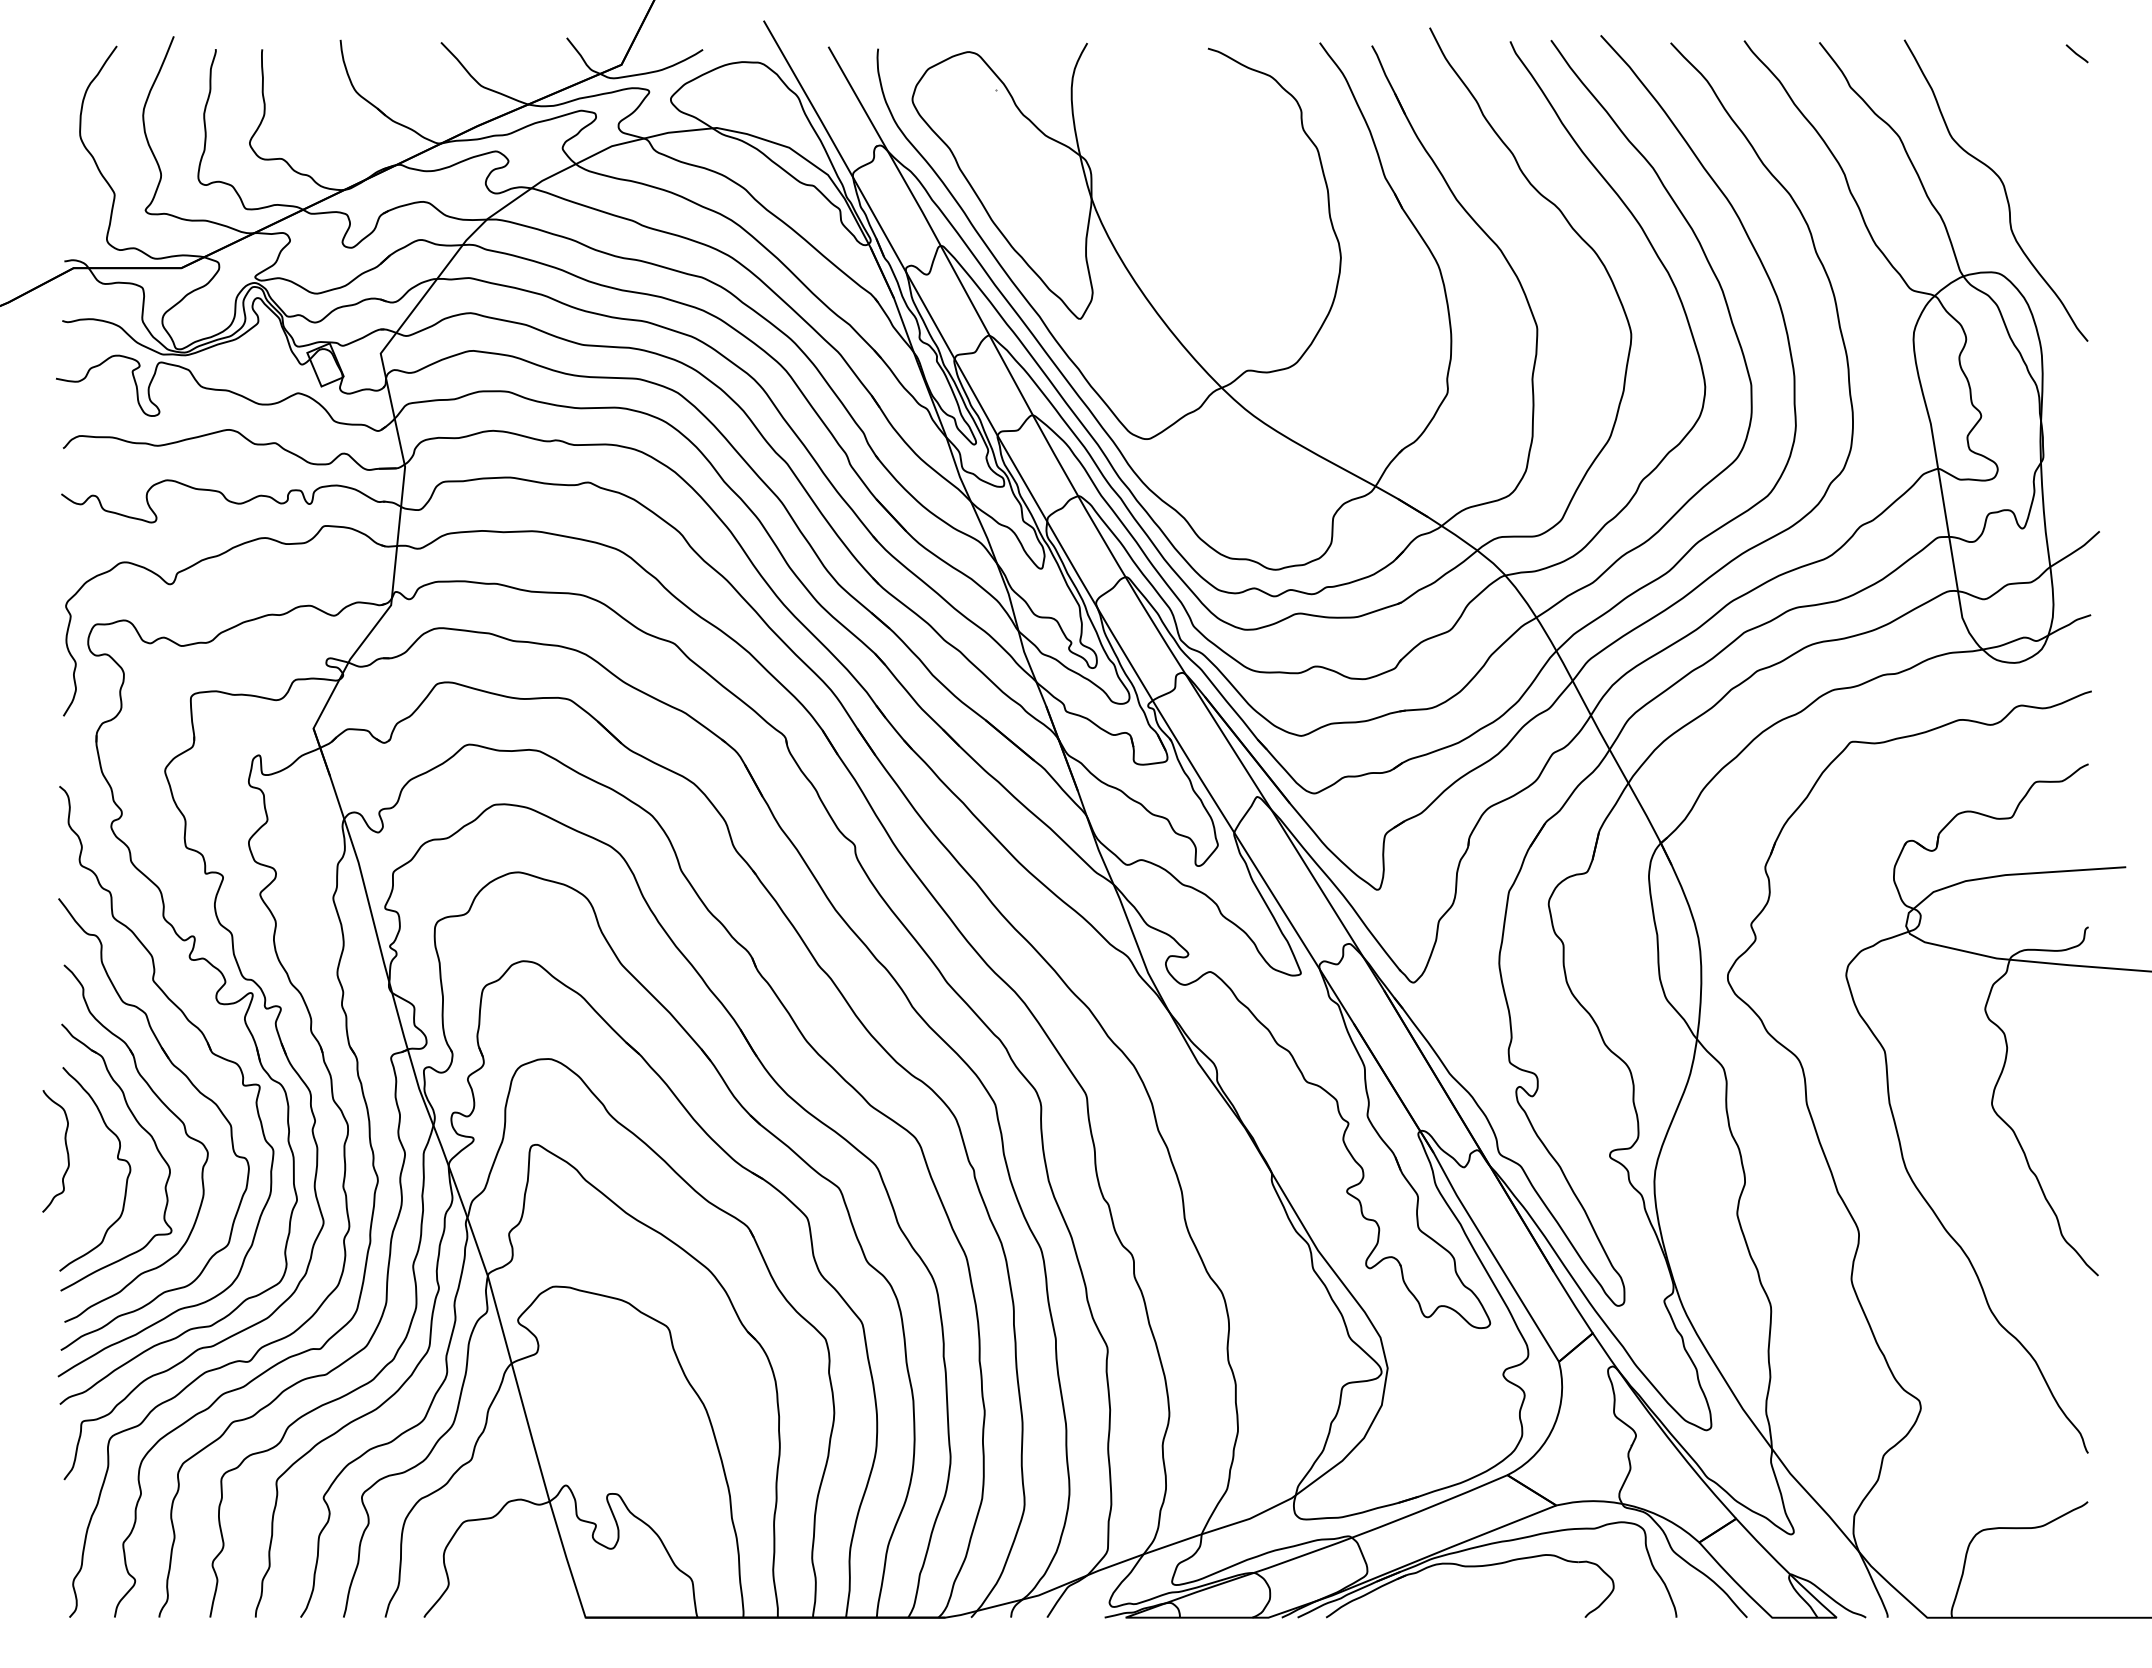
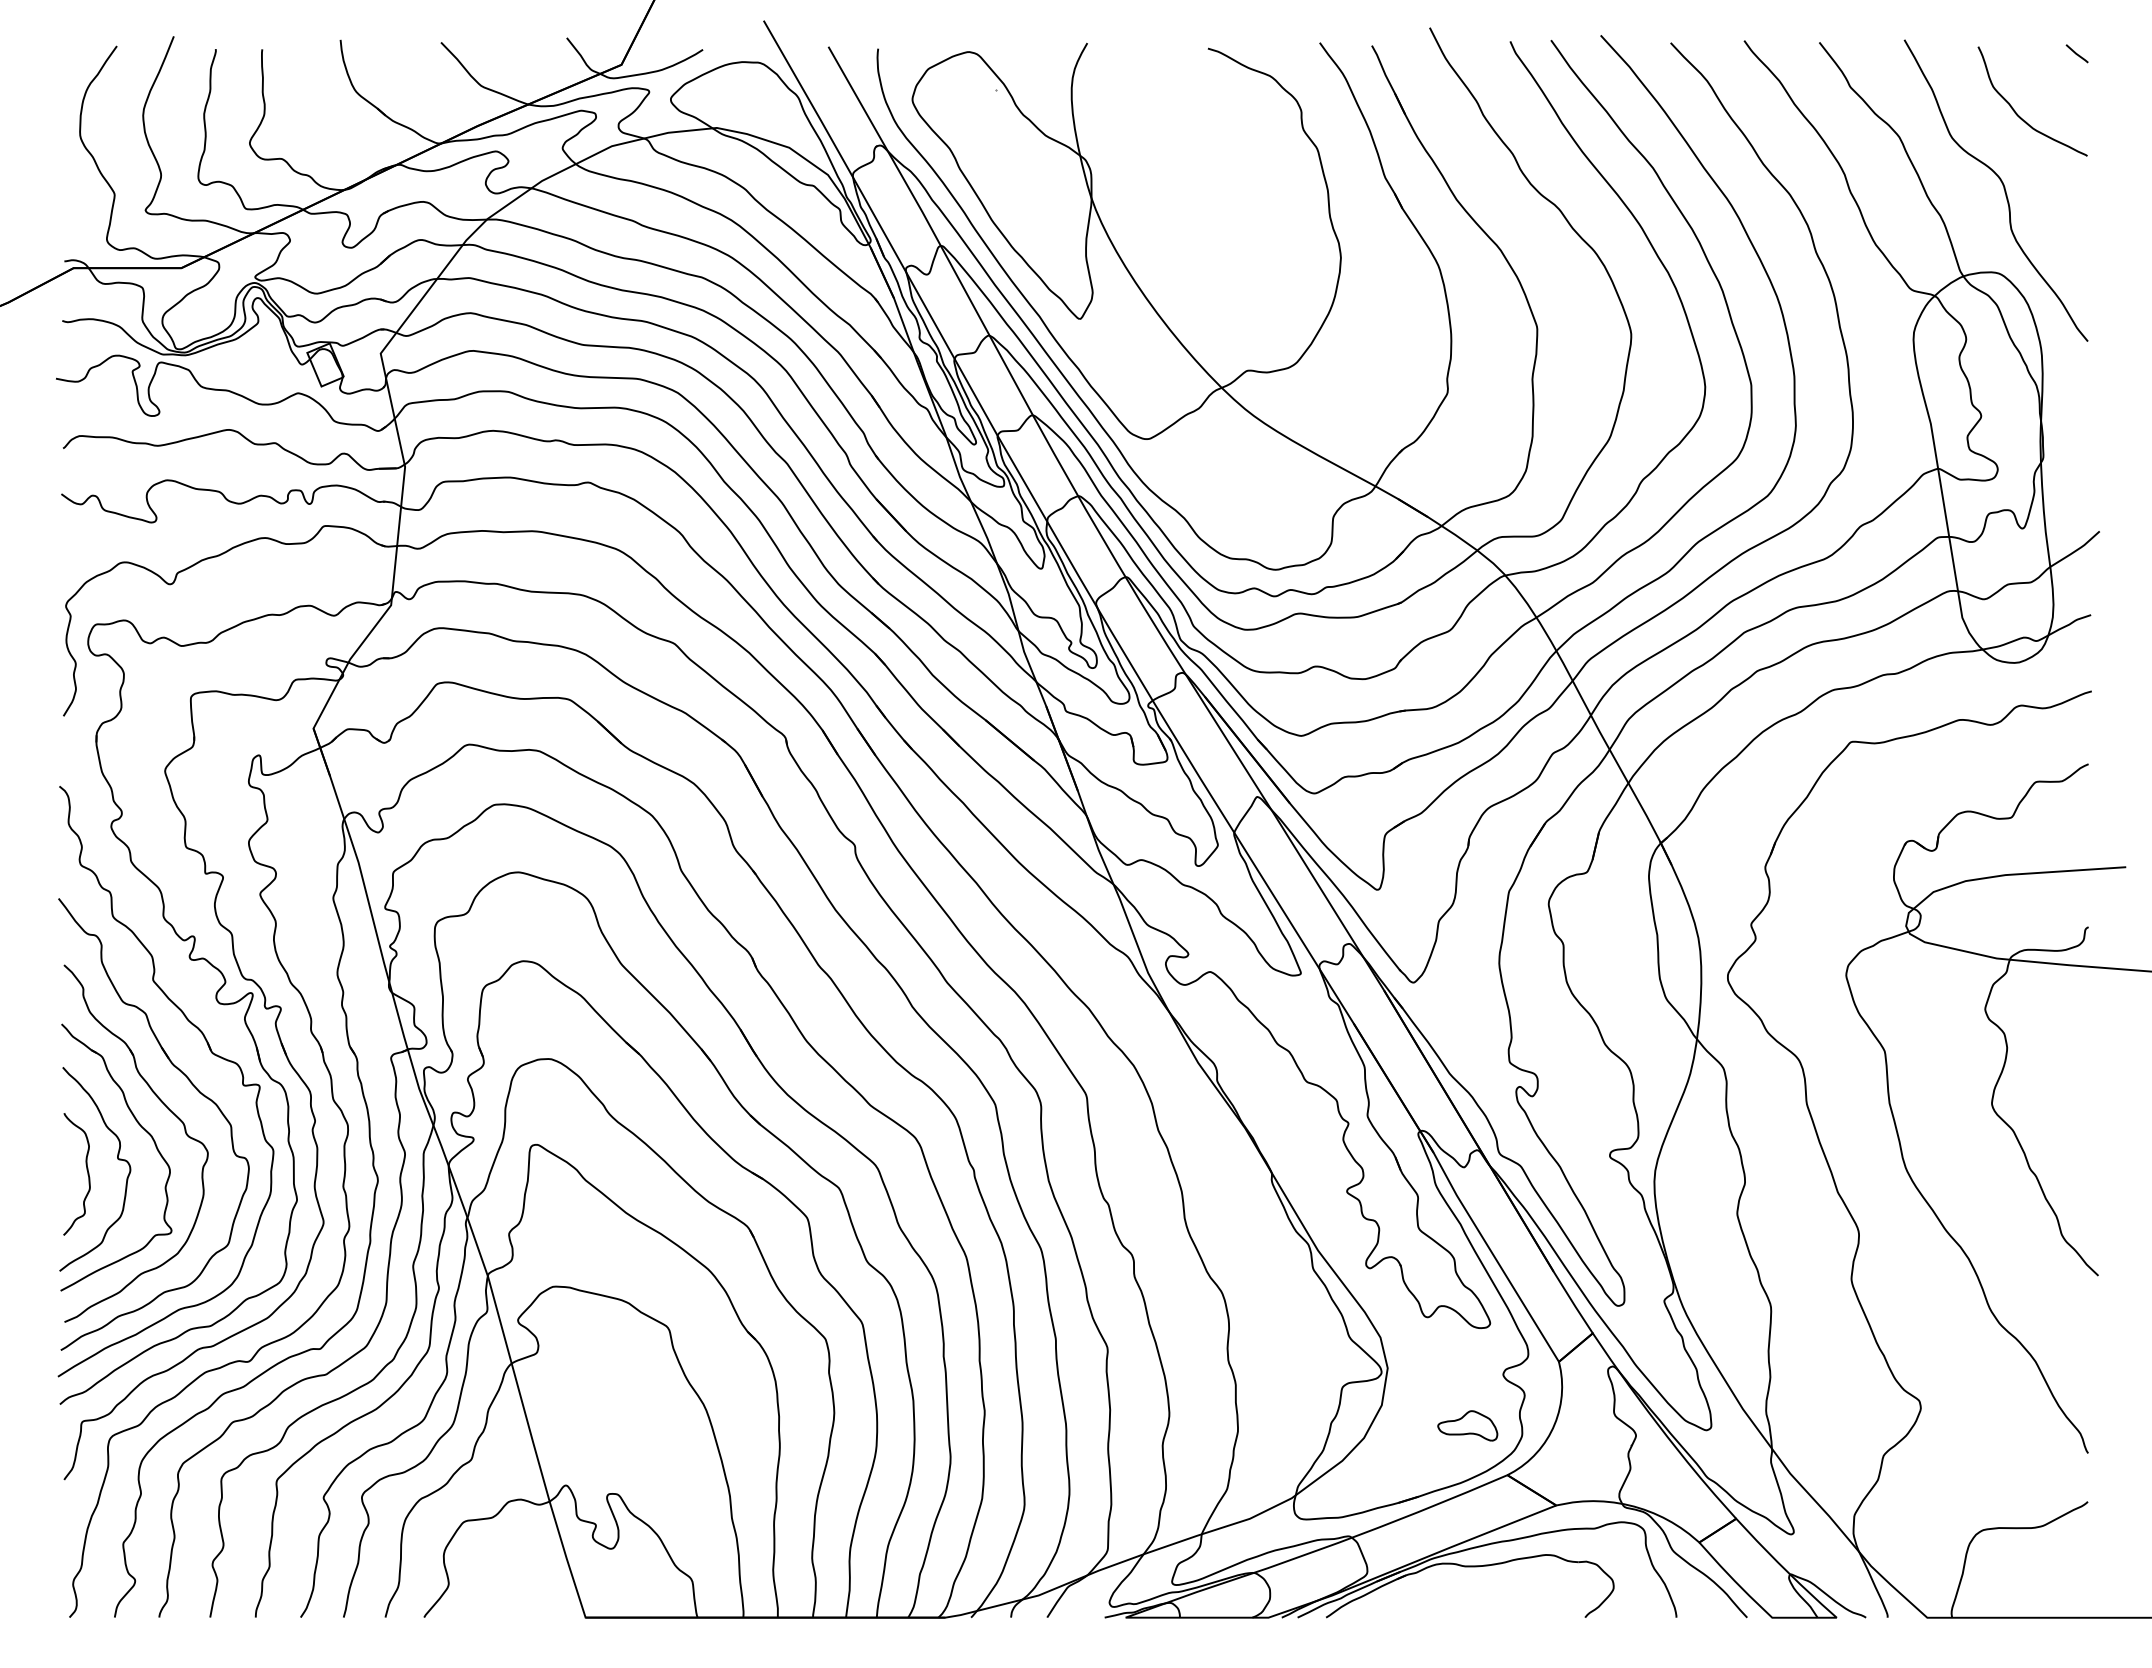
curve: none -> present (2018, 114)
curve position: (65, 1147) -> (86, 1170) (86, 1170)
part: none -> present (1467, 1425)
